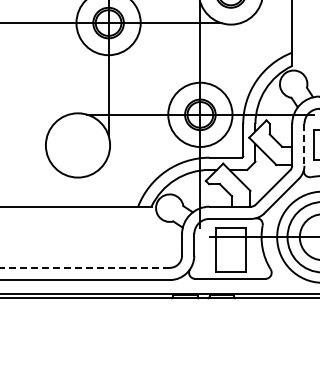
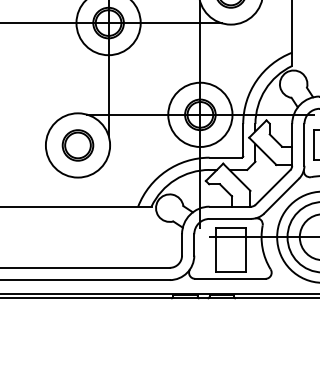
line: dashed -> solid (304, 144)
part: none -> present (77, 145)
line: dashed -> solid (84, 267)
